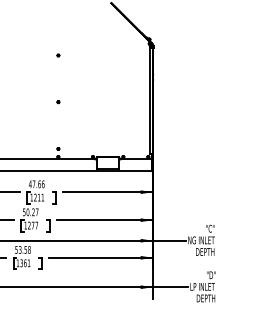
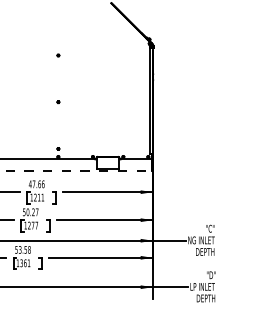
line: solid -> dashed (76, 170)
